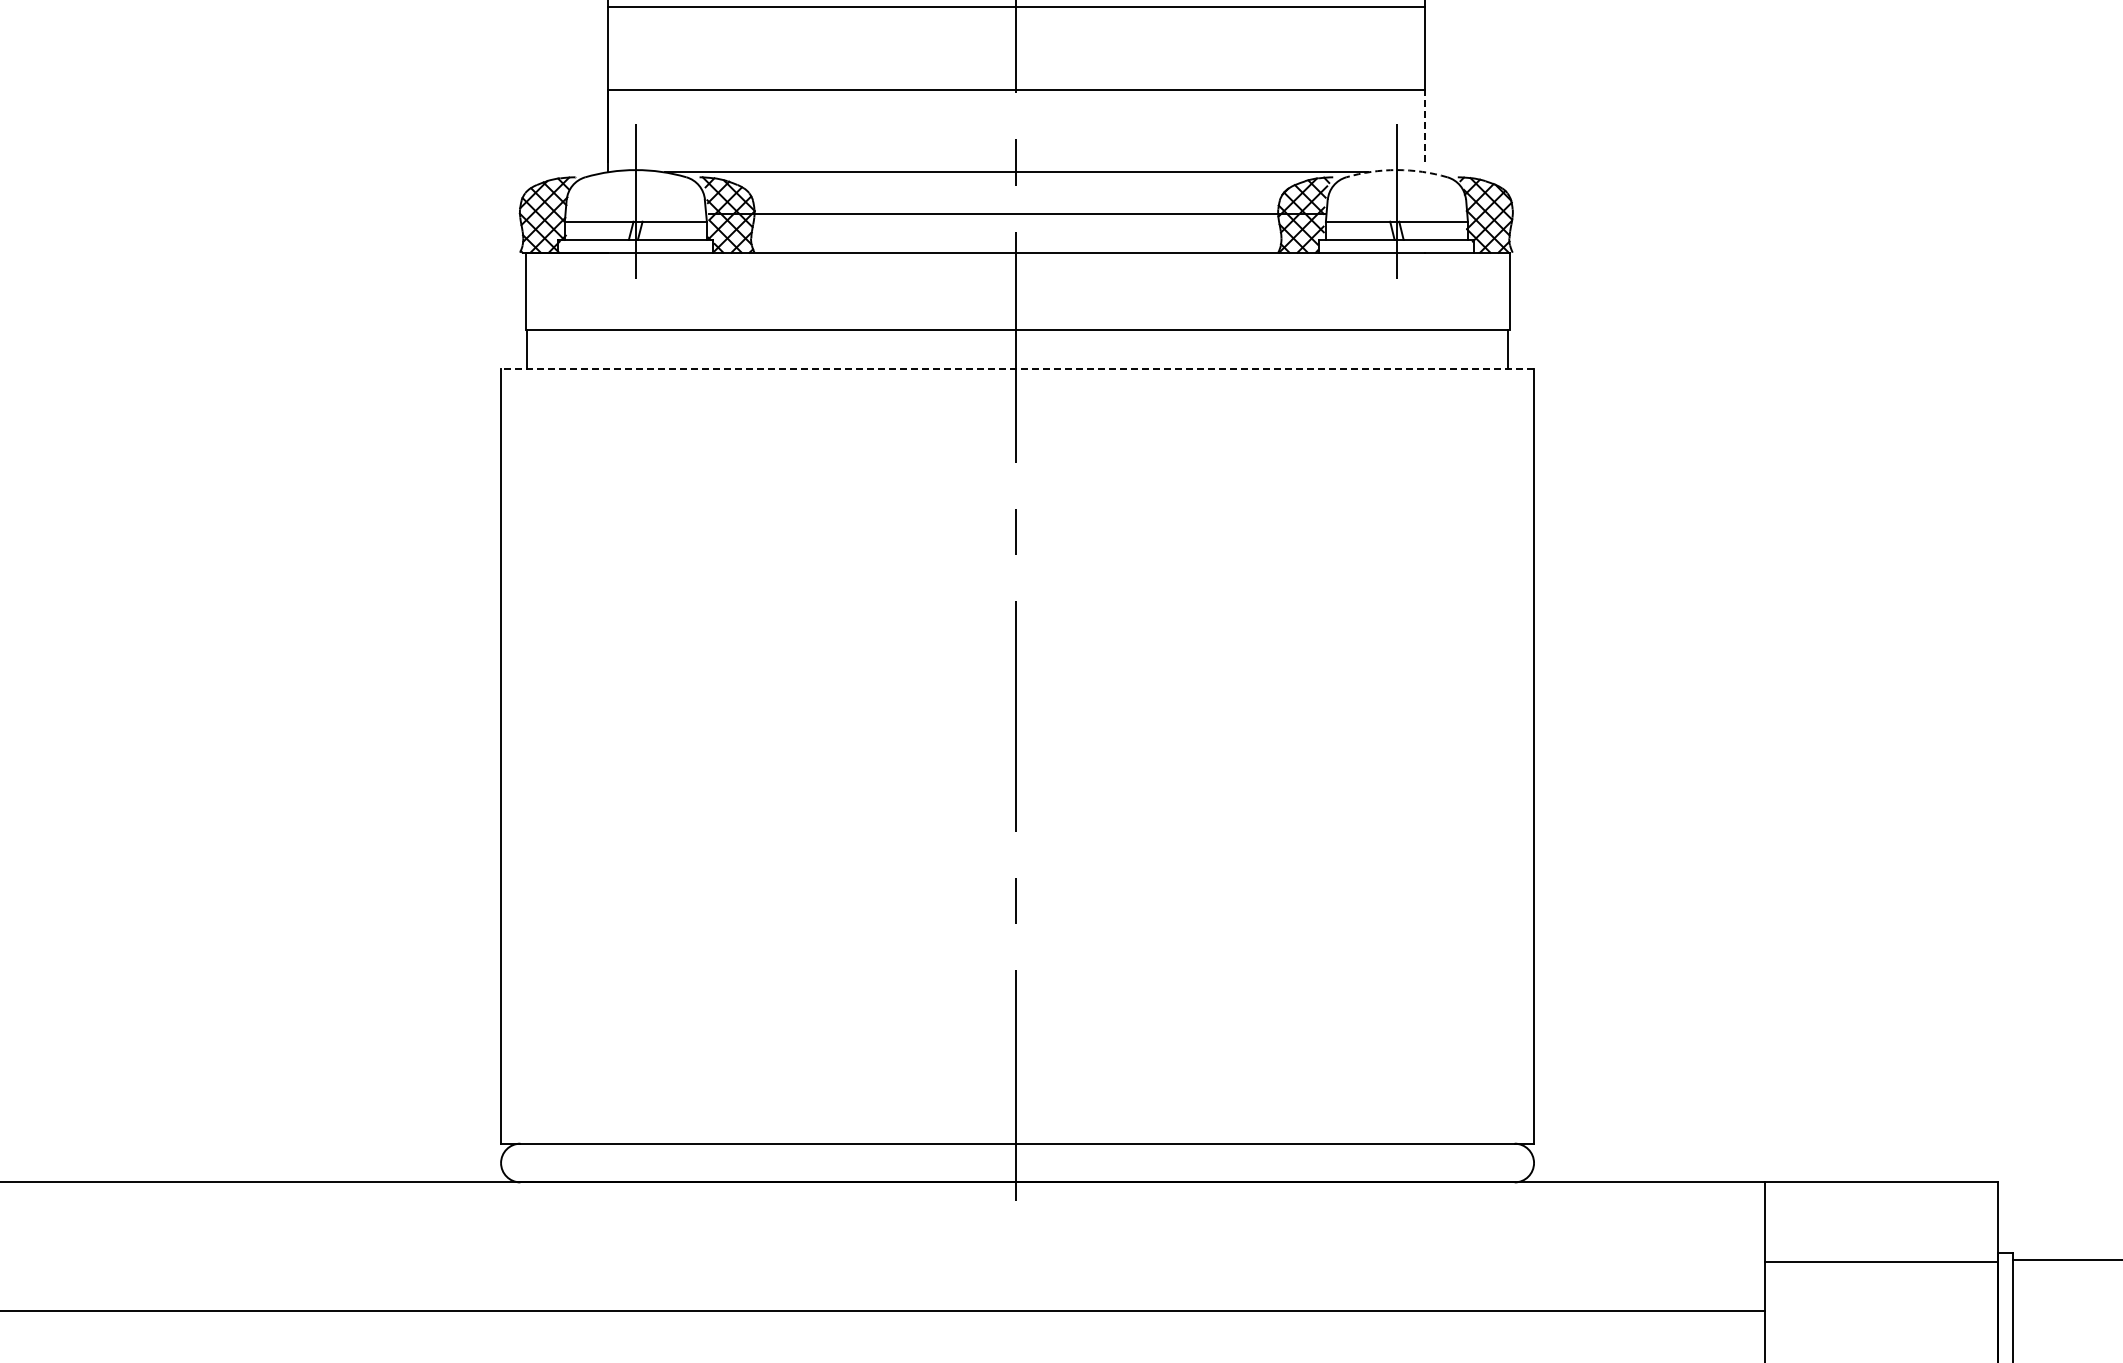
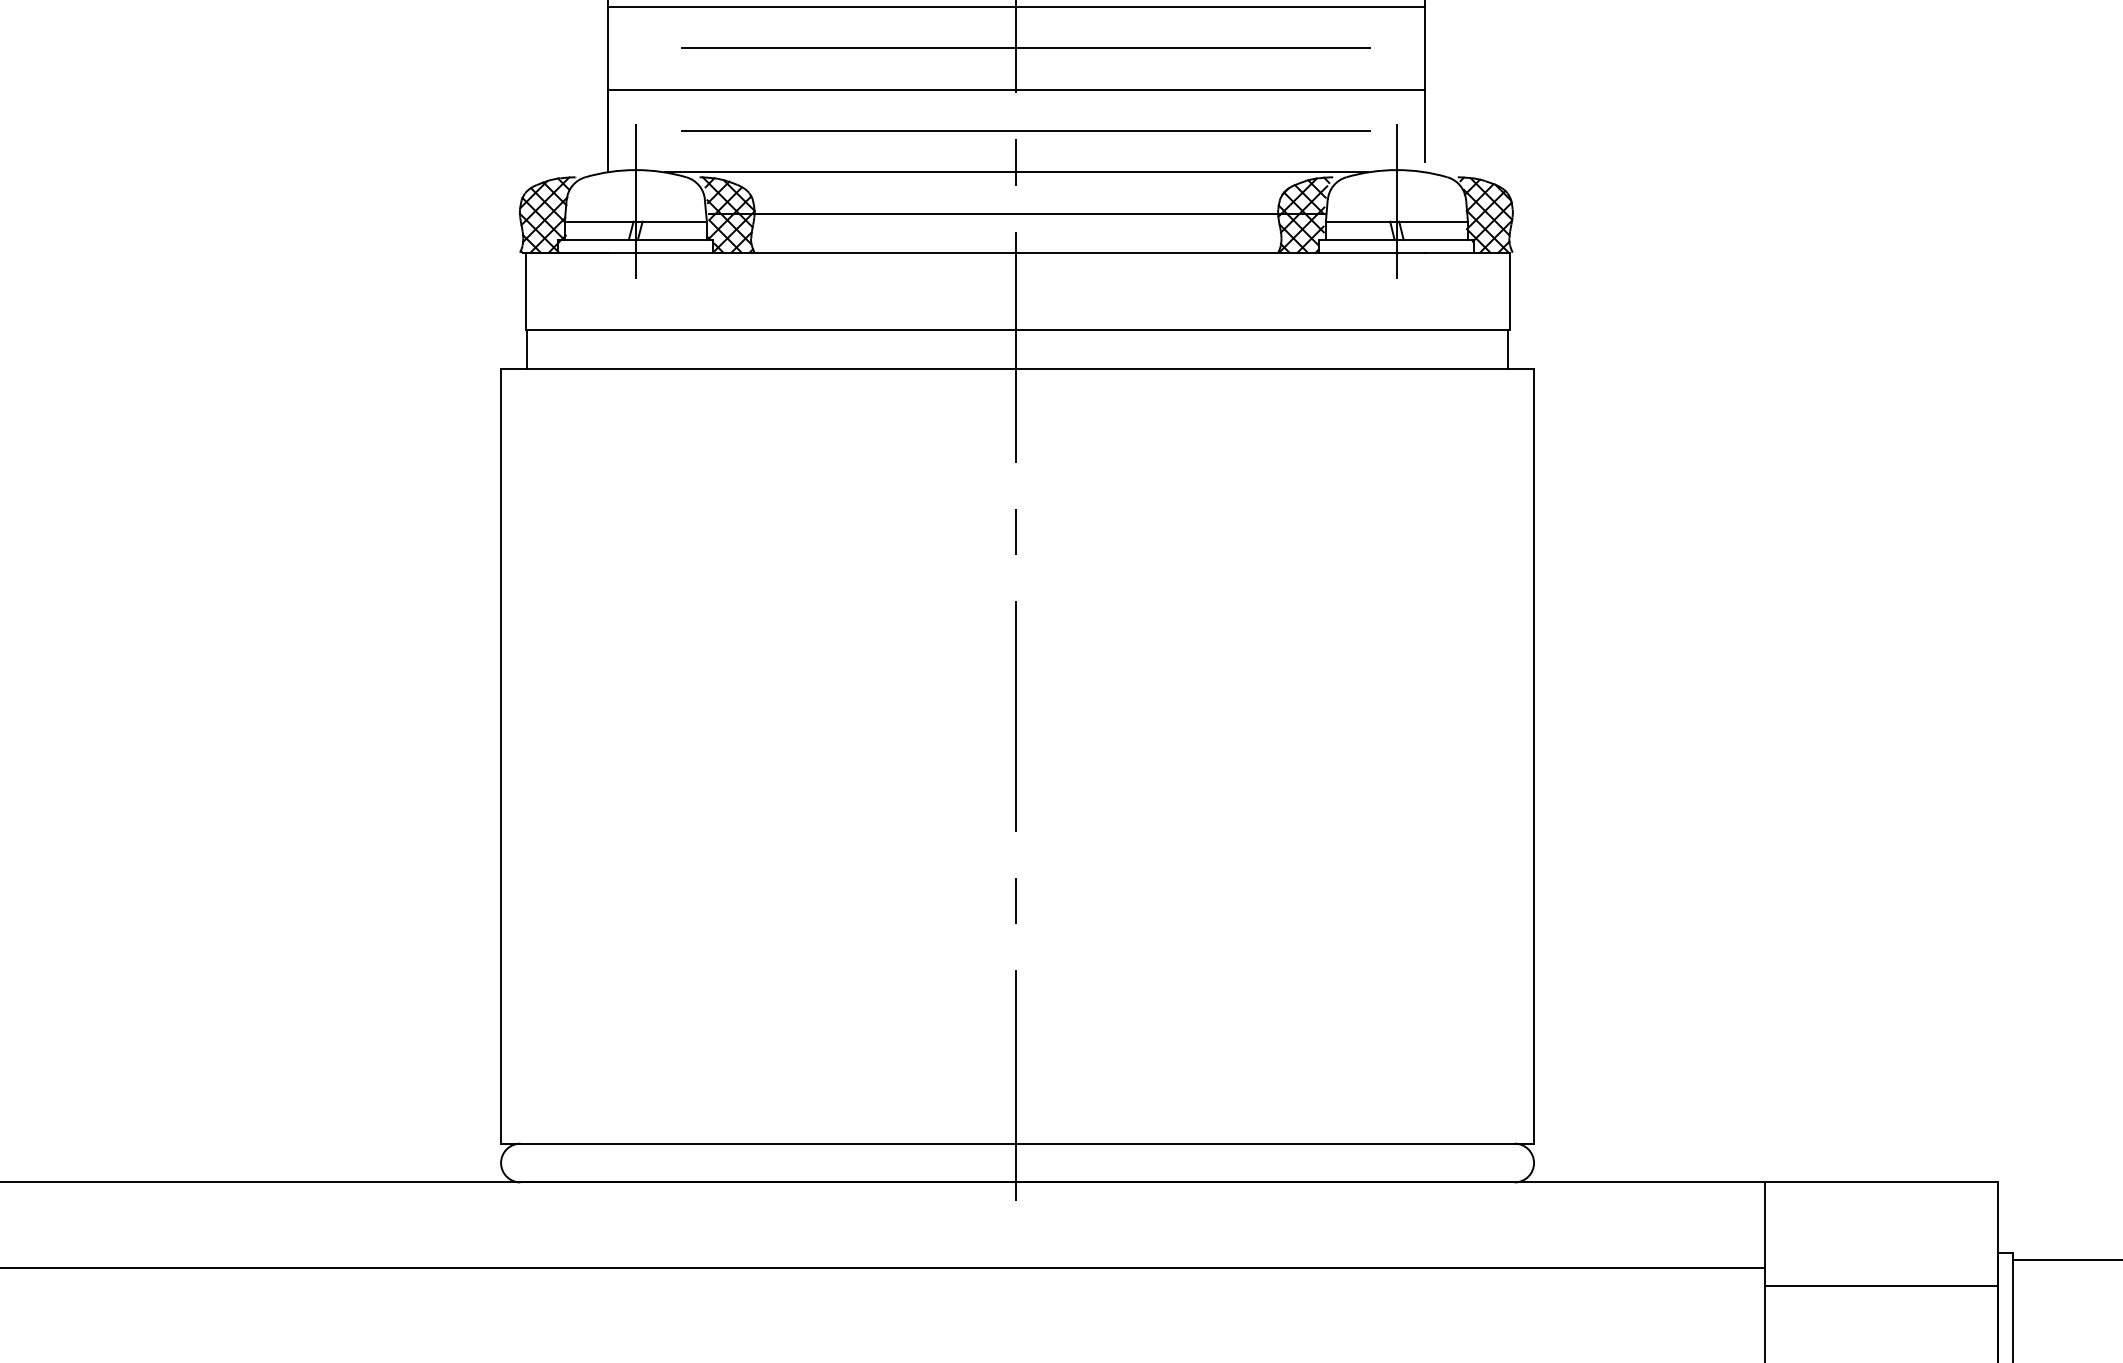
line: none -> present (1025, 48)
line: dashed -> solid (1425, 125)
line: none -> present (1025, 130)
arc: dashed -> solid (1396, 170)
line: dashed -> solid (1017, 368)
line position: (1881, 1261) -> (1881, 1285) (1881, 1285)
line position: (883, 1310) -> (883, 1267) (883, 1267)
